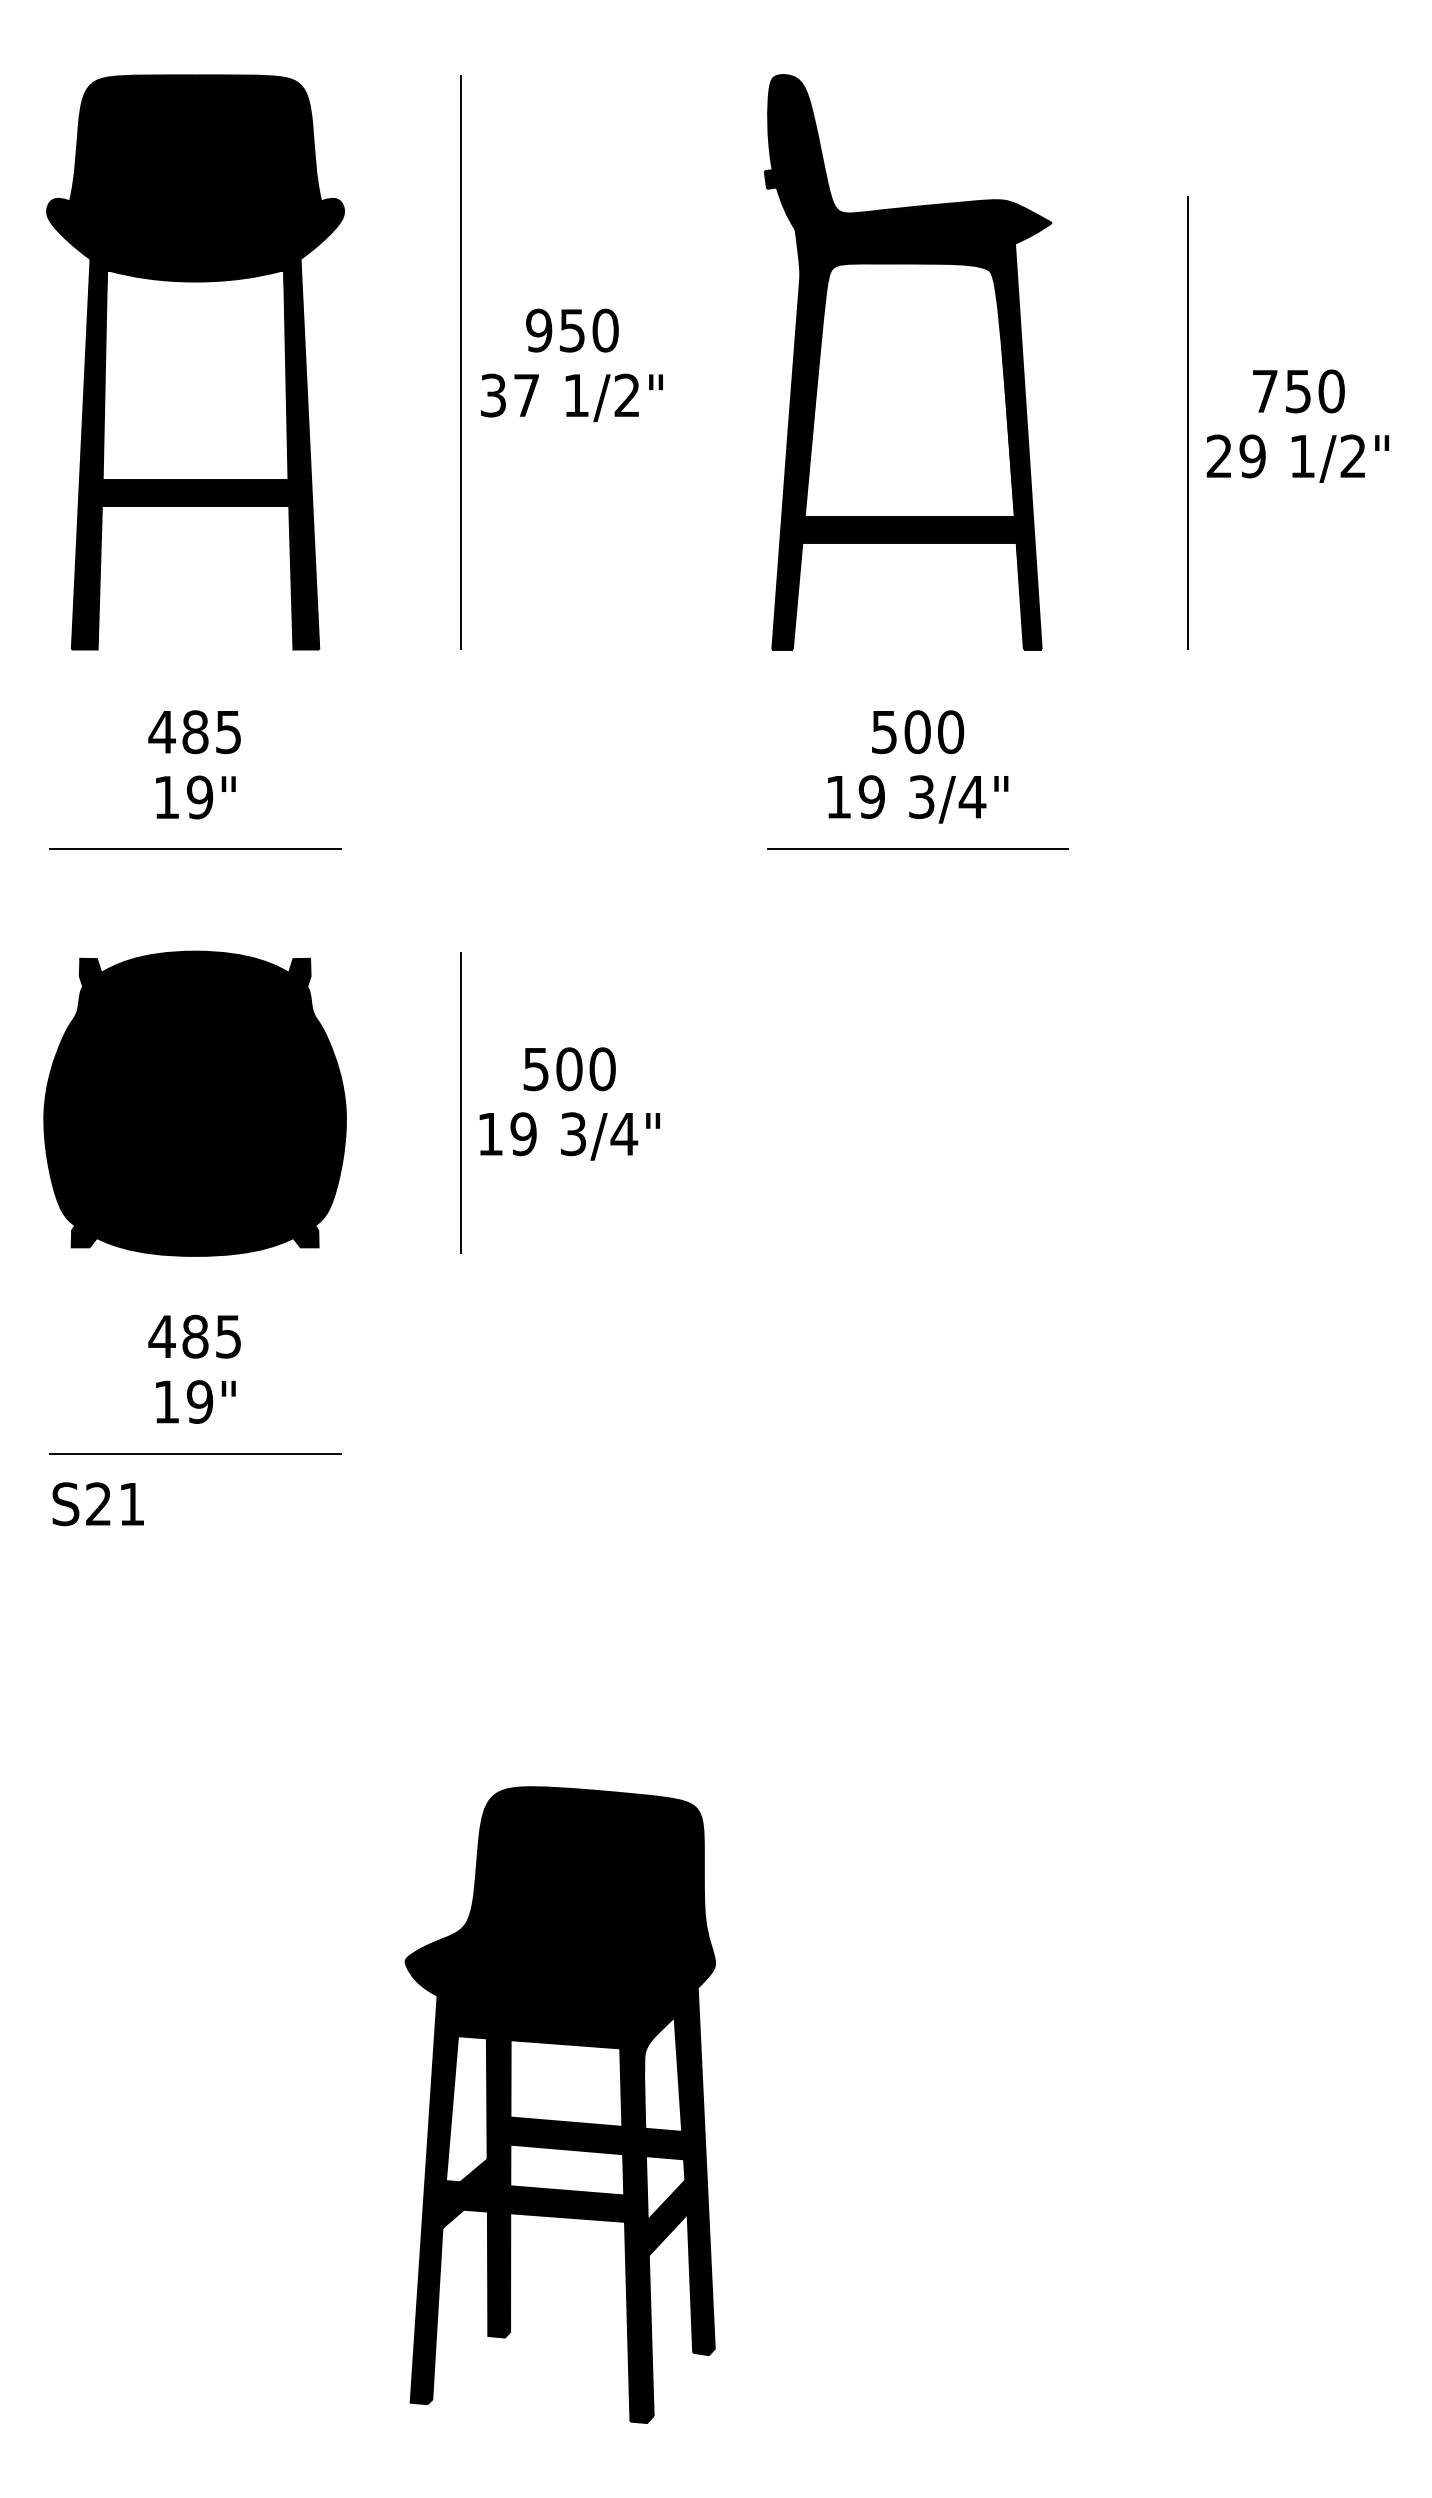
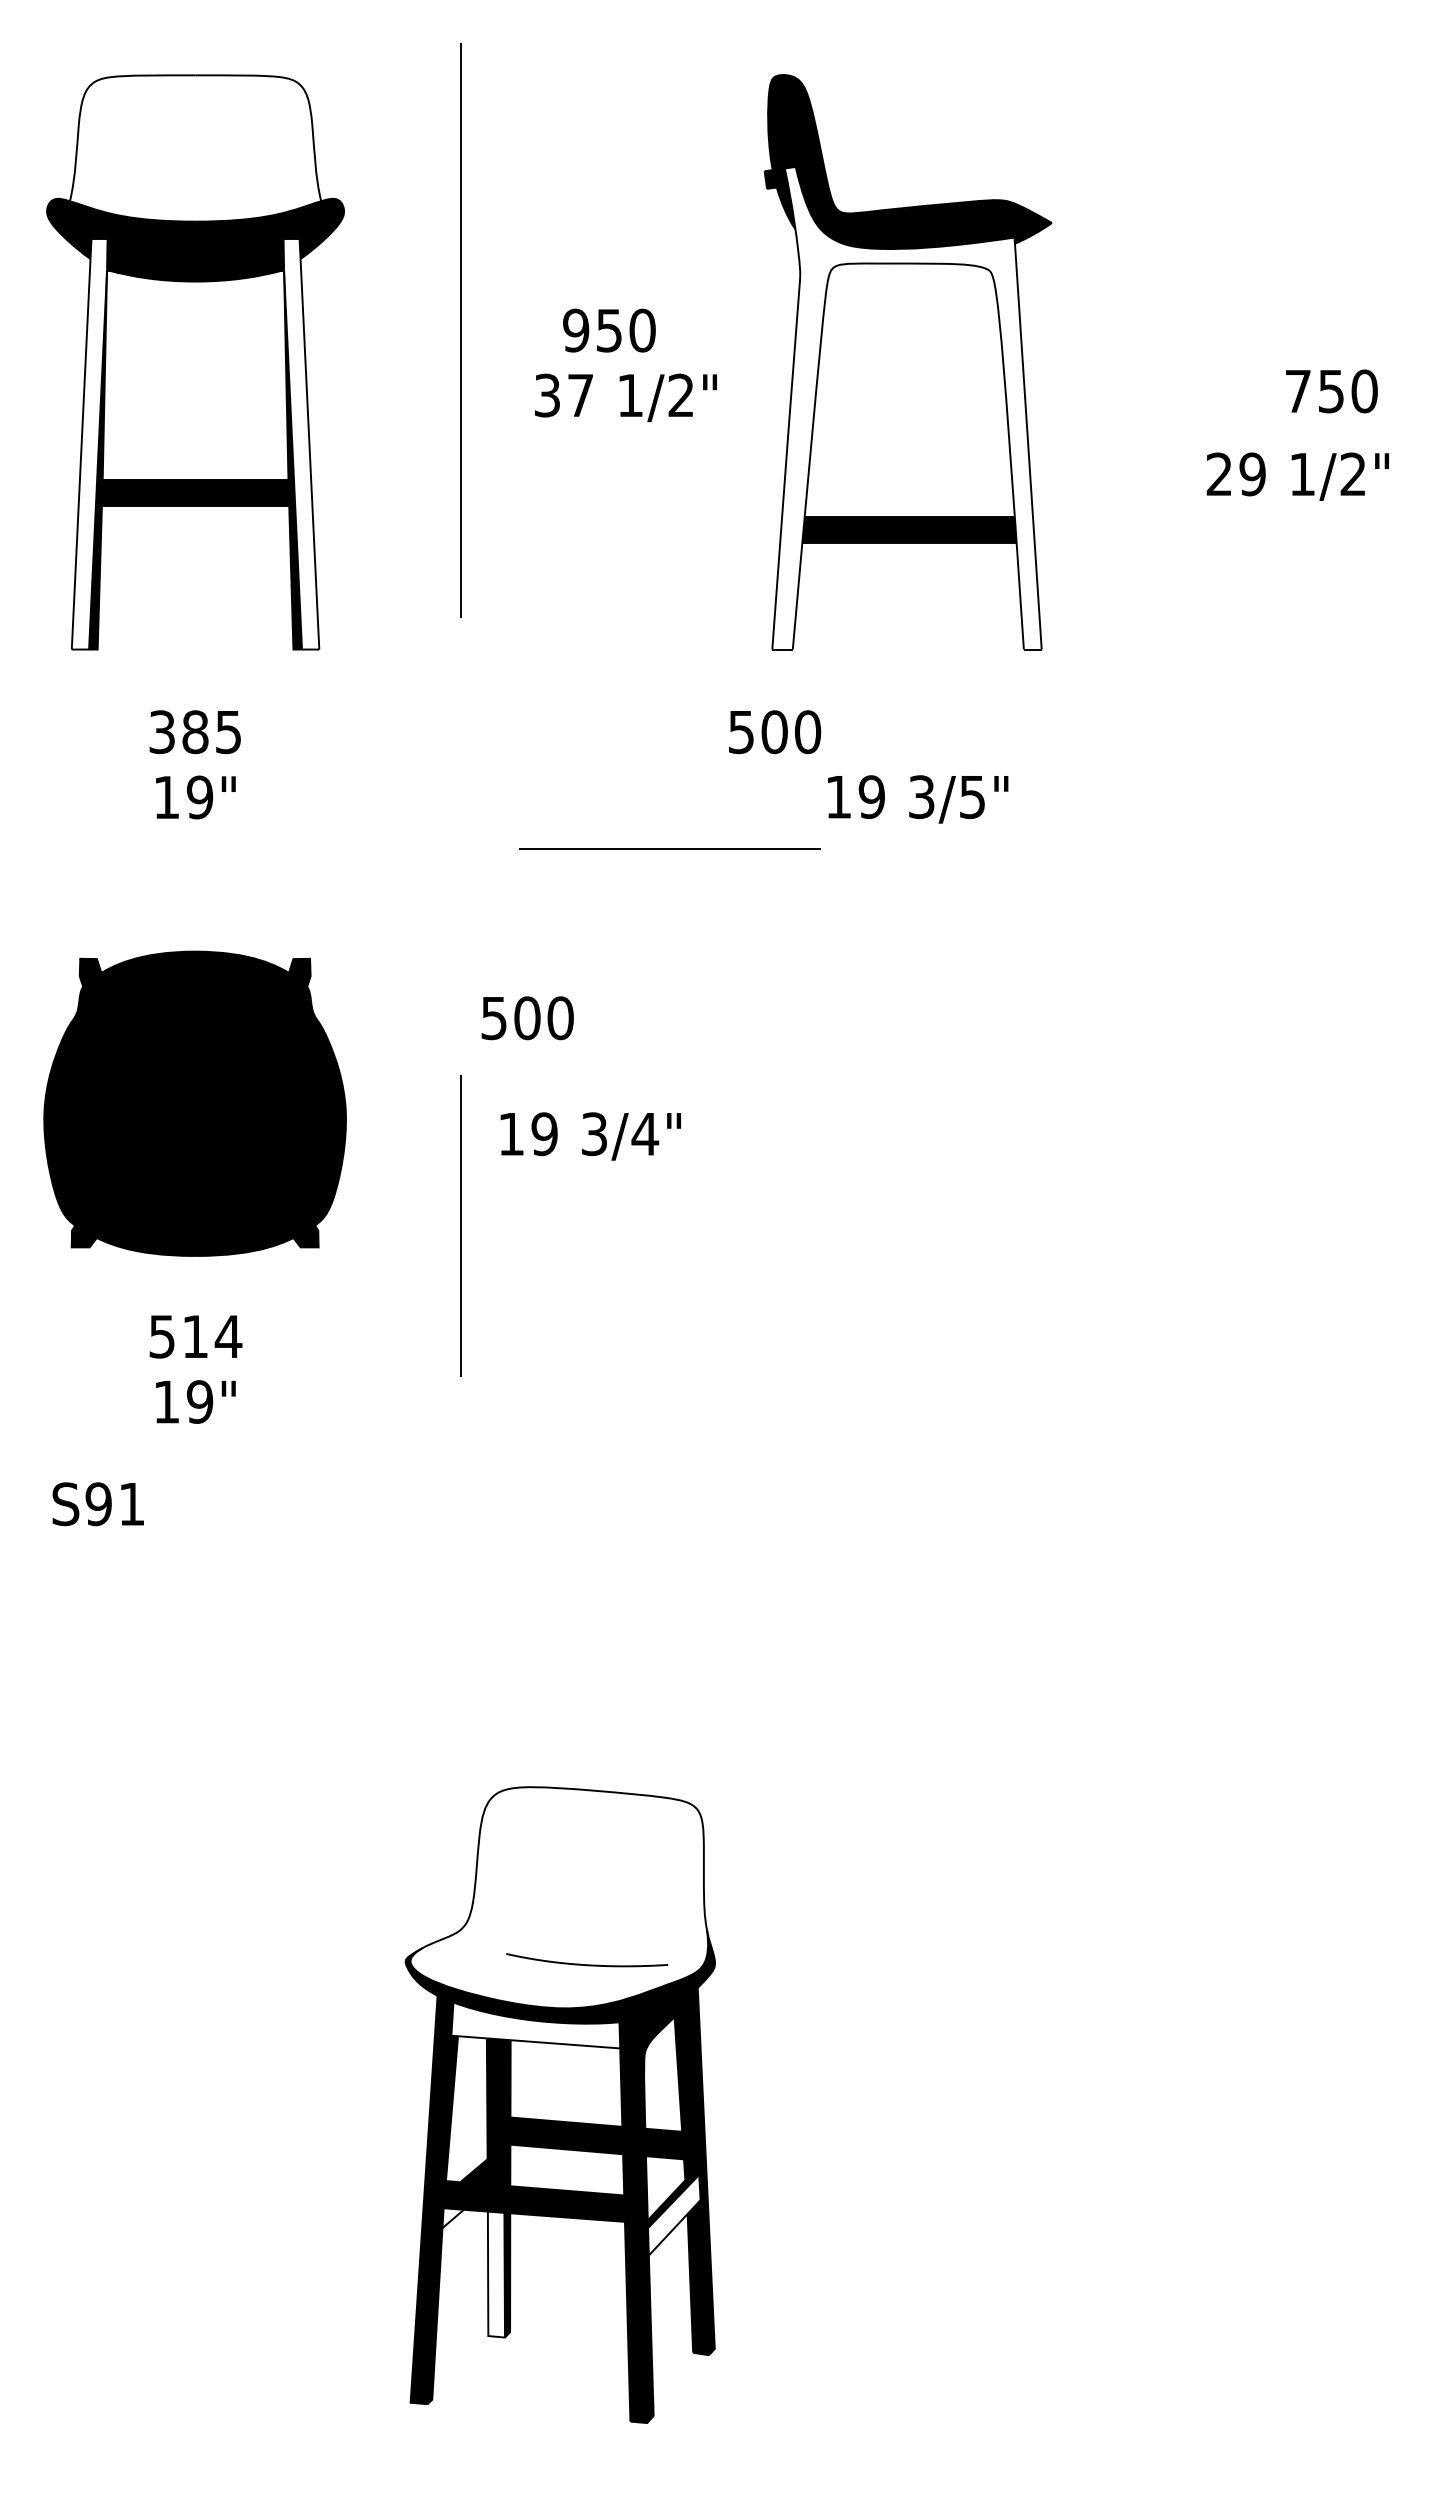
fill: present -> none (195, 148)
text position: (572, 330) -> (609, 330) (609, 330)
line position: (460, 362) -> (460, 330) (460, 330)
text position: (1298, 391) -> (1331, 391) (1331, 391)
text position: (571, 397) -> (625, 397) (625, 397)
fill: present -> none (906, 407)
line: present -> none (1187, 422)
fill: present -> none (89, 443)
fill: present -> none (301, 443)
text position: (1297, 458) -> (1297, 476) (1297, 476)
text: 485 -> 385 (161, 732)
text position: (918, 732) -> (775, 732) (775, 732)
text: 3/4" -> 3/5" (972, 797)
line: present -> none (195, 848)
line position: (917, 848) -> (669, 848) (669, 848)
text position: (569, 1069) -> (527, 1018) (527, 1018)
line position: (460, 1102) -> (460, 1225) (460, 1225)
text position: (569, 1136) -> (590, 1136) (590, 1136)
text: 485 -> 514 (195, 1336)
line: present -> none (195, 1453)
text: S21 -> S91 (98, 1504)
fill: present -> none (559, 1897)
fill: present -> none (535, 2025)
fill: present -> none (673, 2214)
fill: present -> none (452, 2218)
fill: present -> none (496, 2274)
